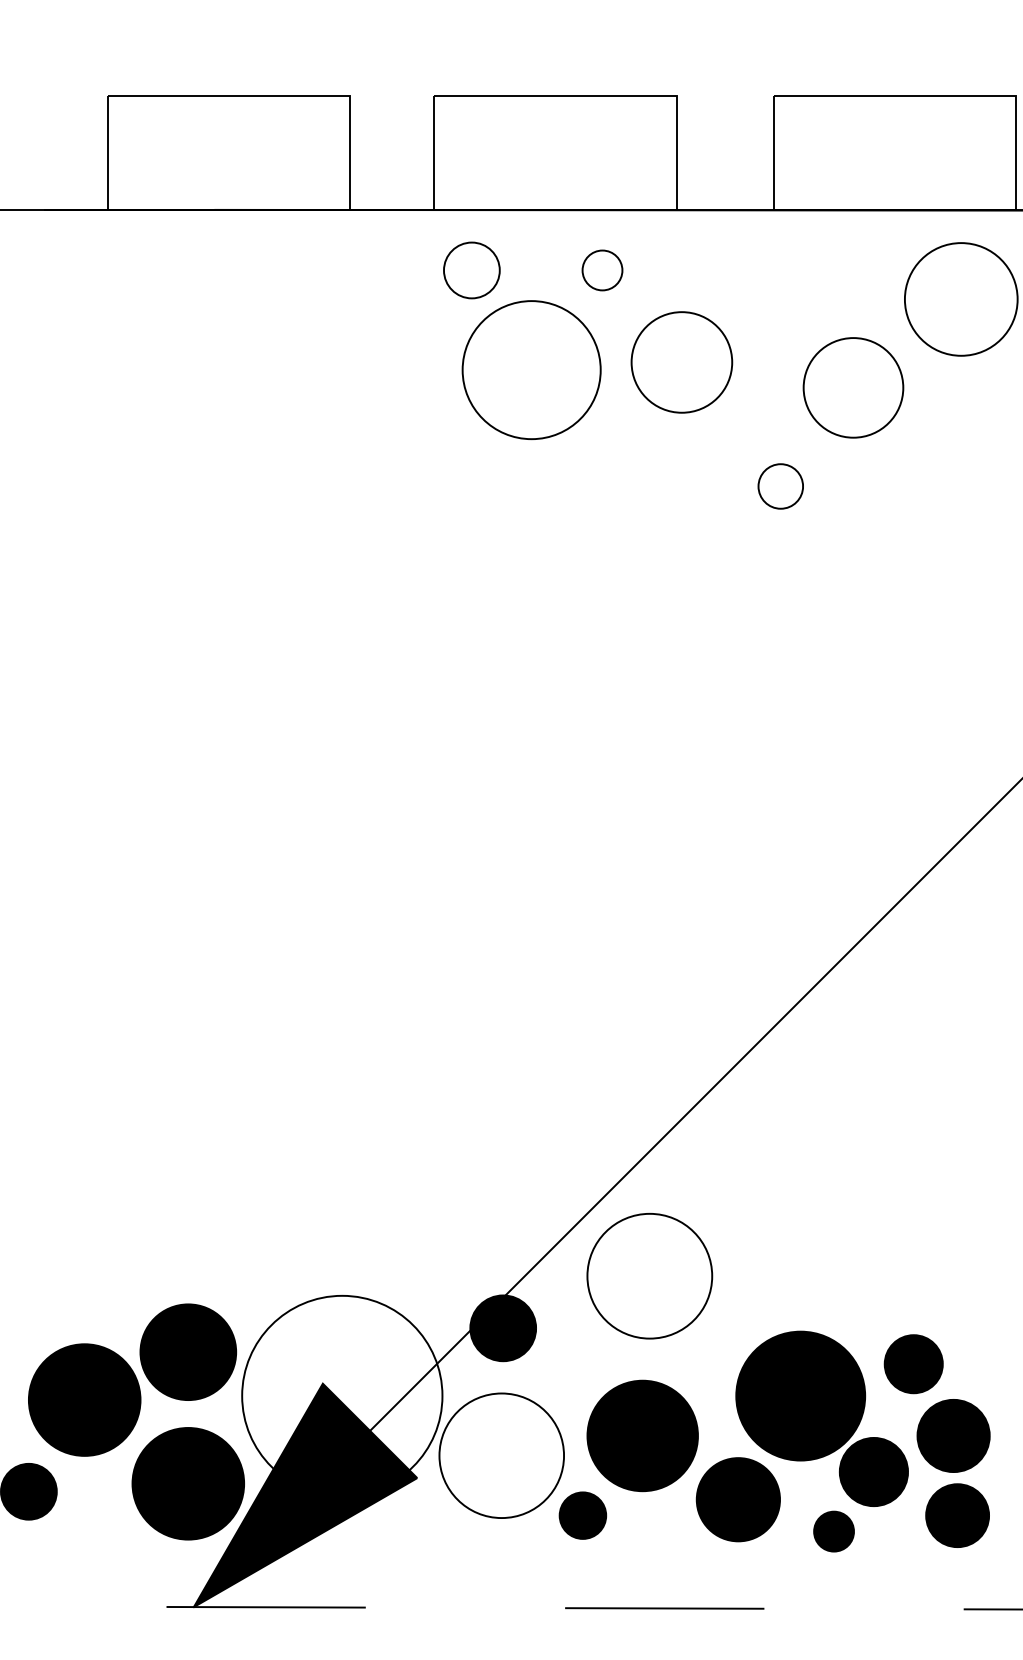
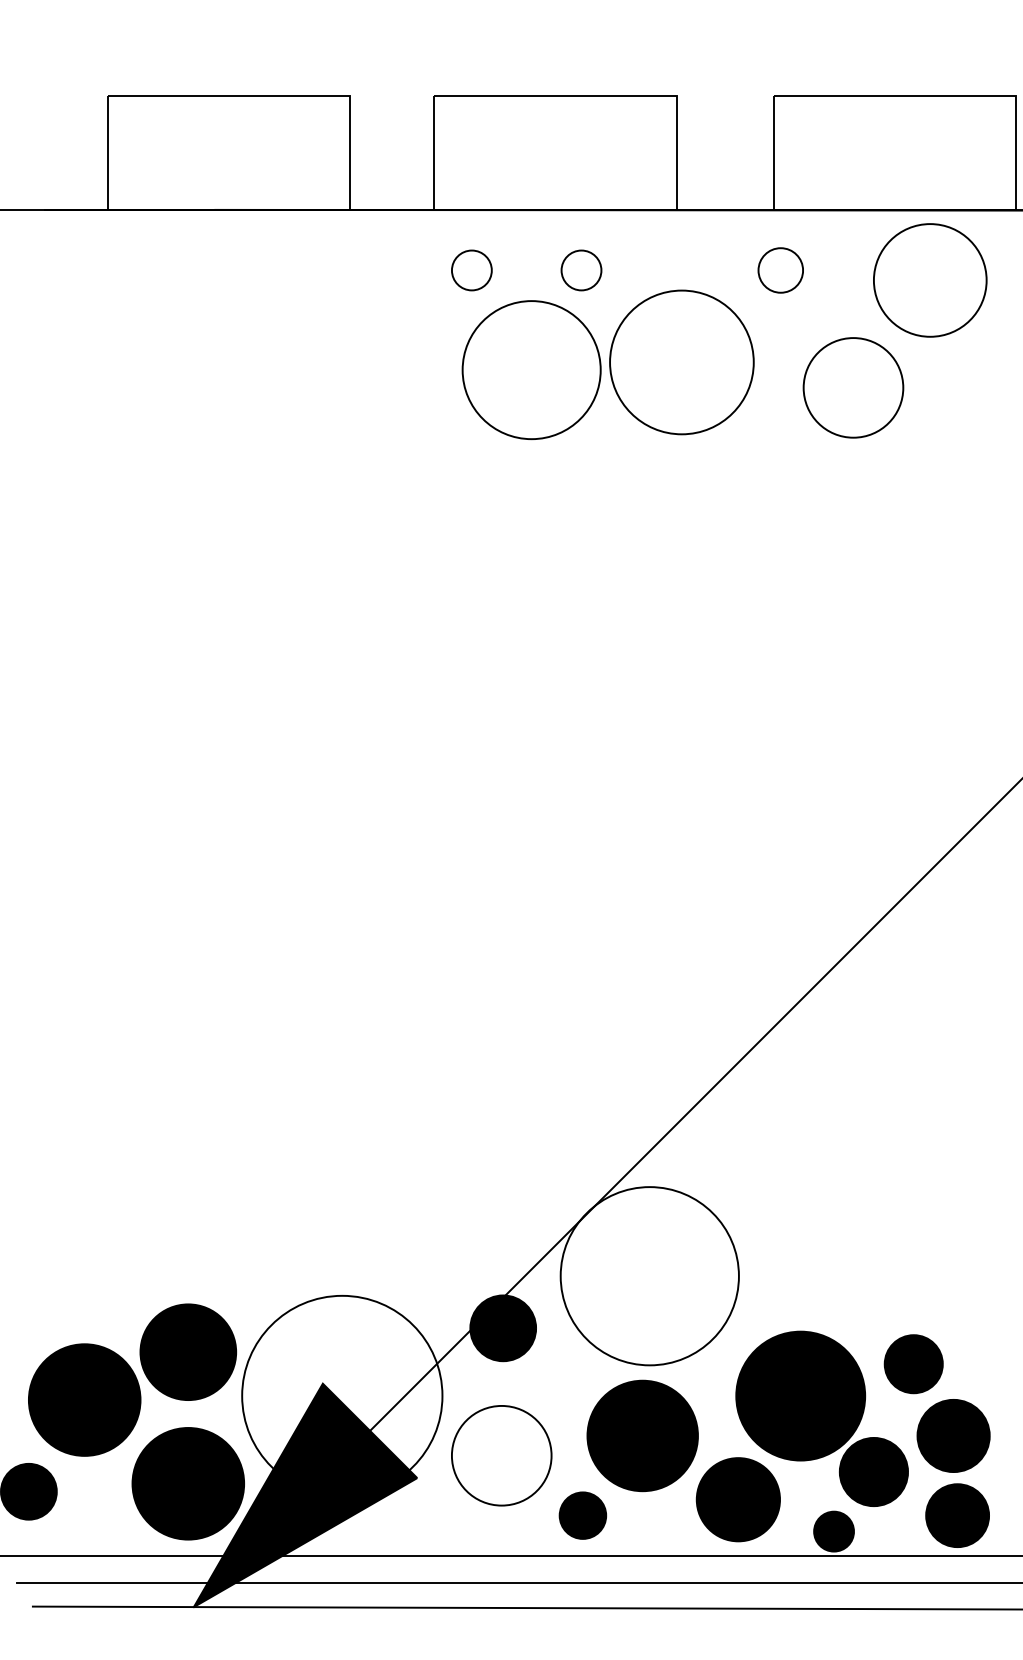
circle diameter: 56 px -> 40 px (471, 270)
circle position: (602, 270) -> (581, 270) (581, 270)
circle position: (961, 299) -> (930, 280) (930, 280)
circle diameter: 101 px -> 144 px (681, 362)
circle position: (780, 486) -> (780, 270) (780, 270)
circle diameter: 125 px -> 178 px (649, 1276)
circle diameter: 125 px -> 100 px (501, 1455)
line: none -> present (510, 1555)
line: none -> present (517, 1583)
line: dashed -> solid (527, 1608)
